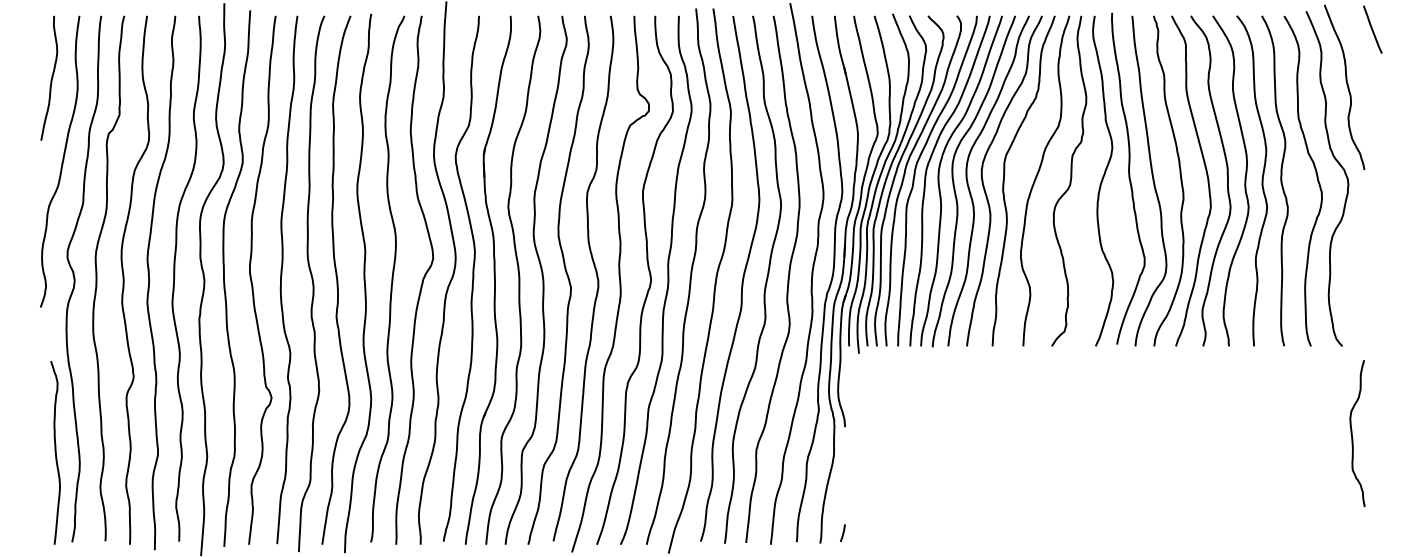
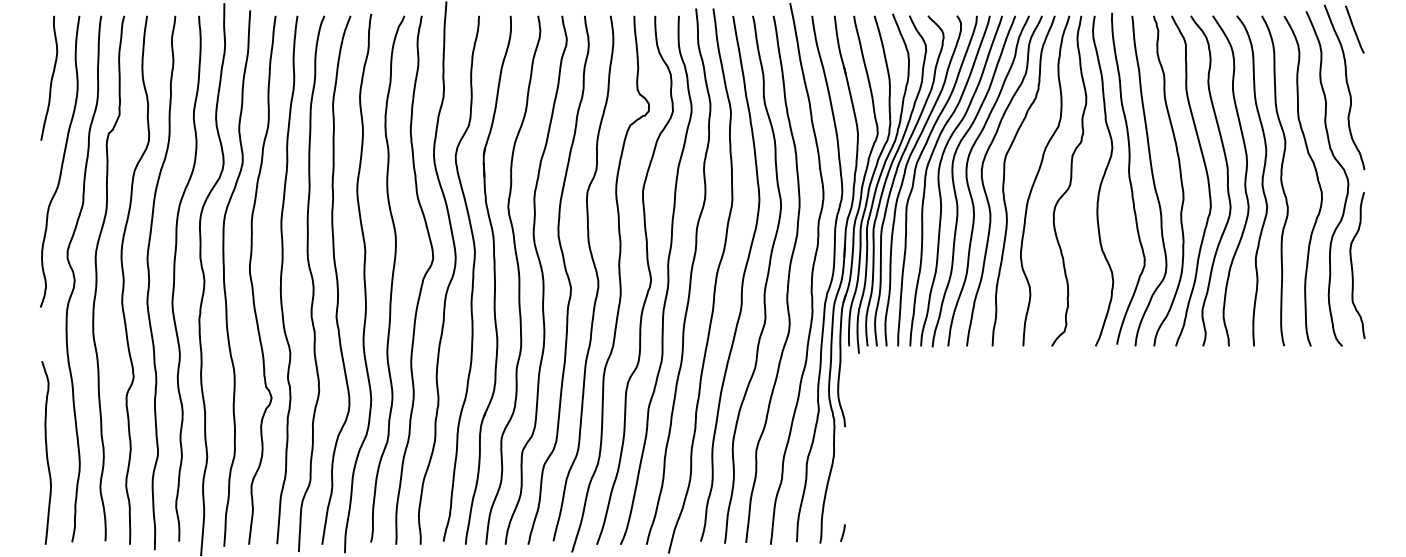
line position: (1372, 29) -> (1354, 29) (1354, 29)
curve position: (1352, 433) -> (1352, 265) (1352, 265)
curve position: (55, 452) -> (46, 452) (46, 452)
